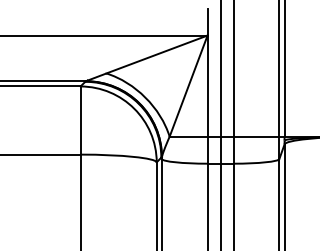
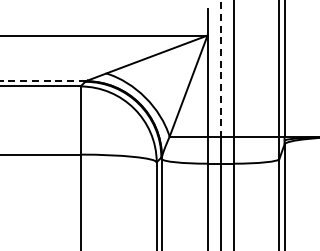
line: solid -> dashed (220, 68)
line: solid -> dashed (42, 81)
